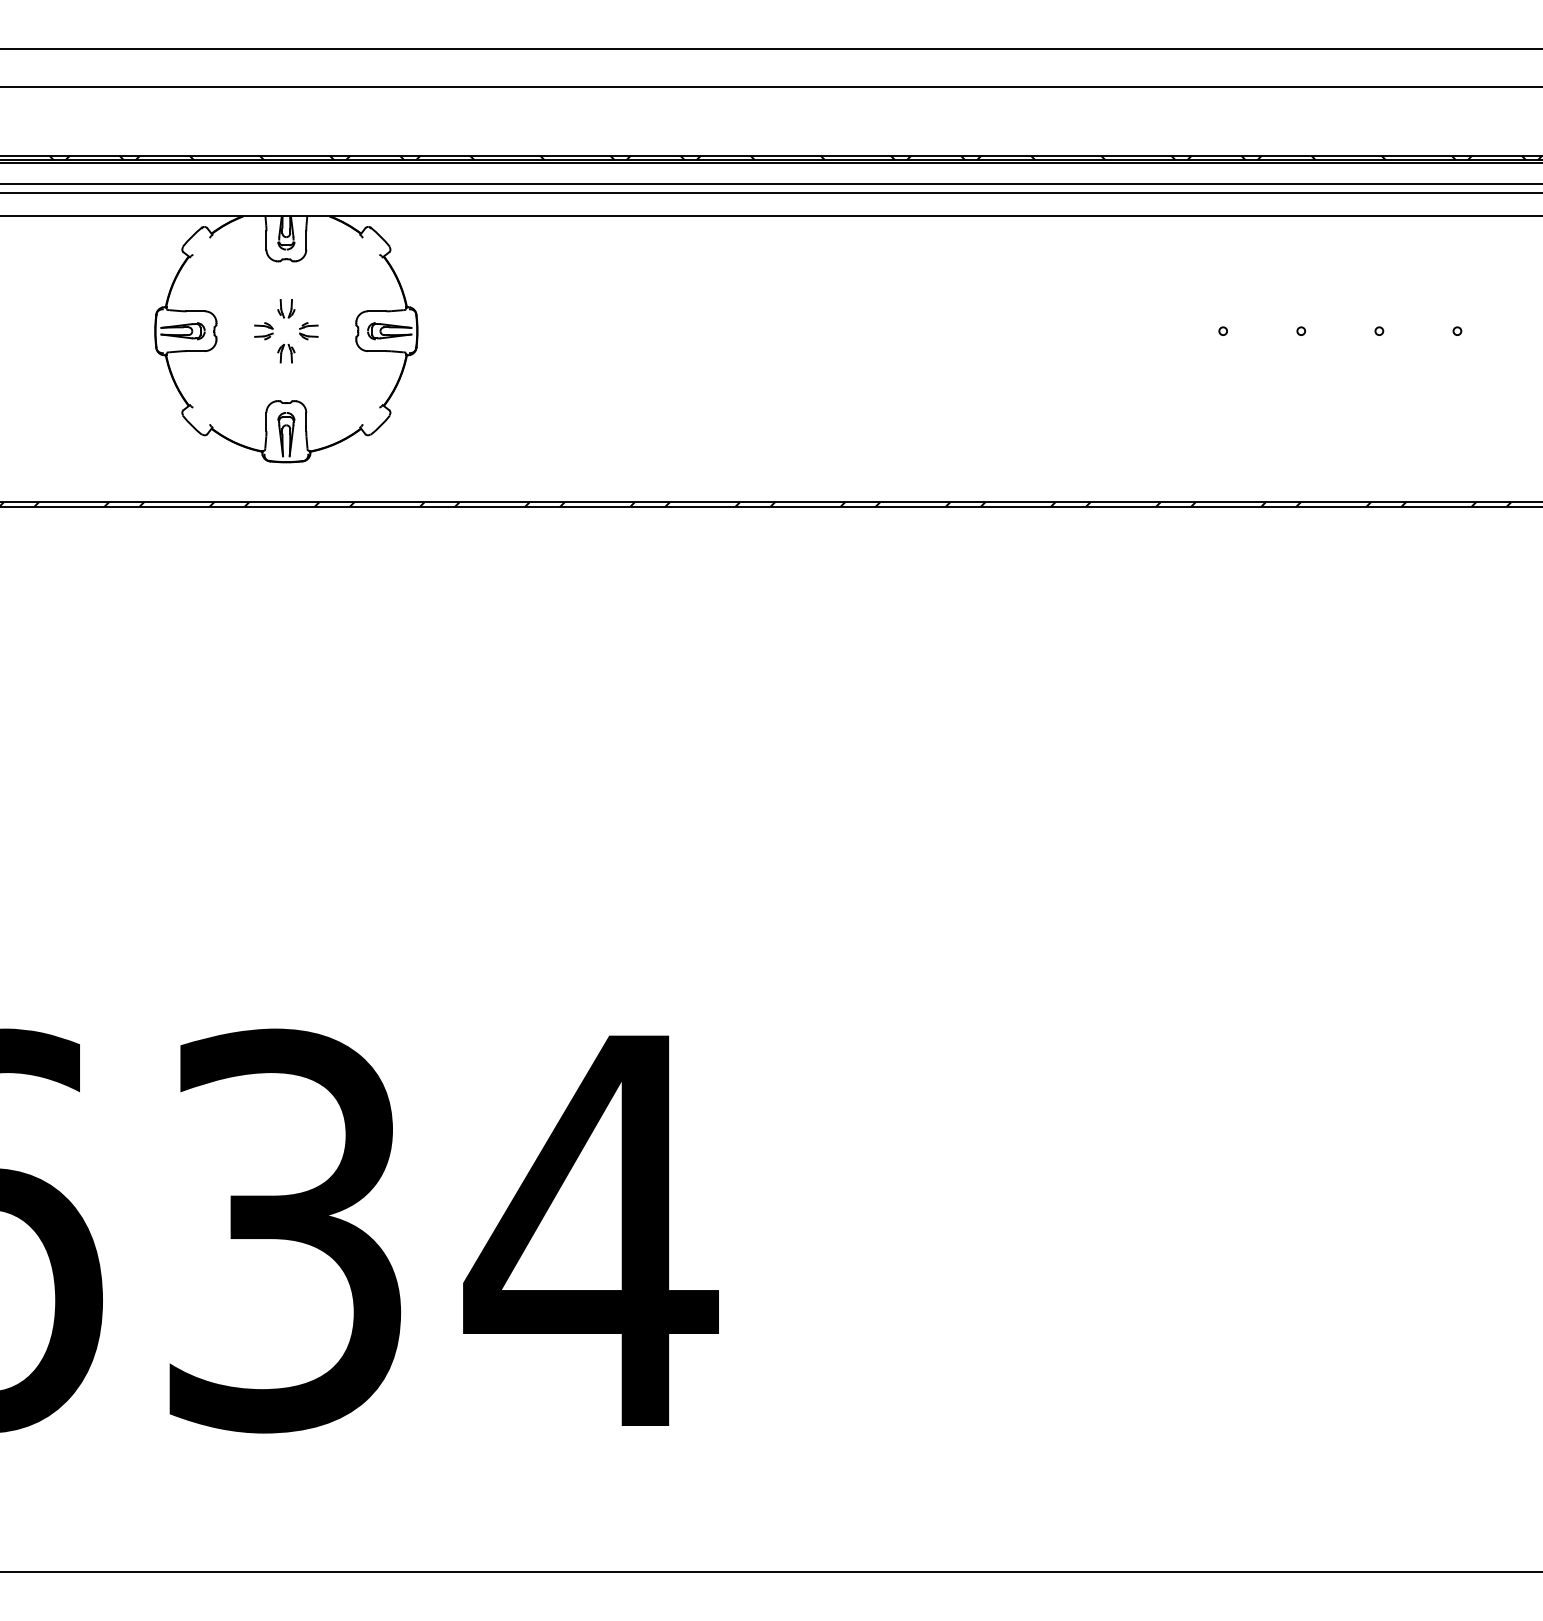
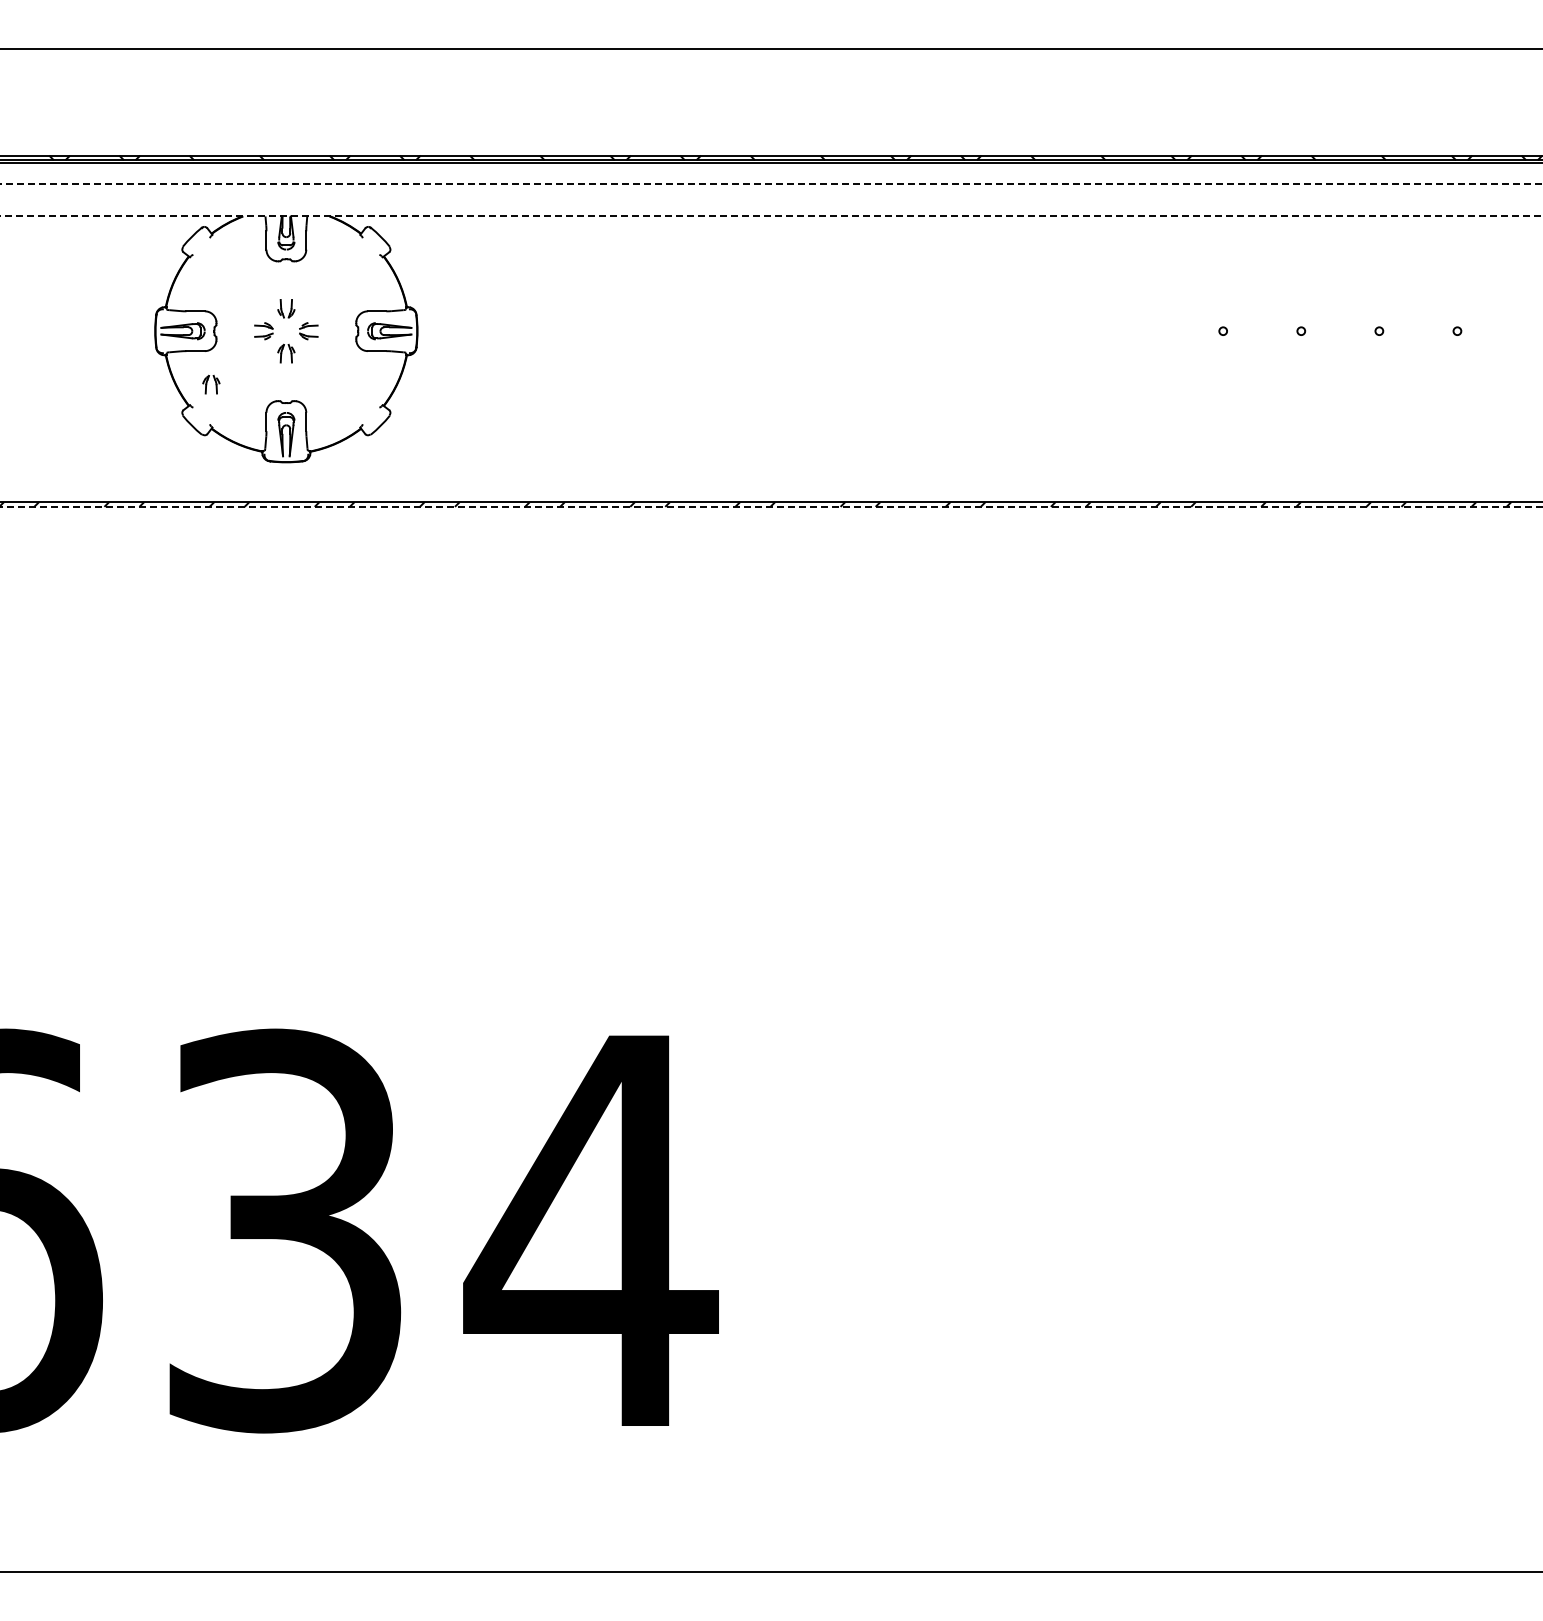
line: present -> none (770, 86)
line: solid -> dashed (771, 183)
line: present -> none (770, 193)
line: solid -> dashed (771, 216)
part: none -> present (211, 384)
line: solid -> dashed (771, 506)
